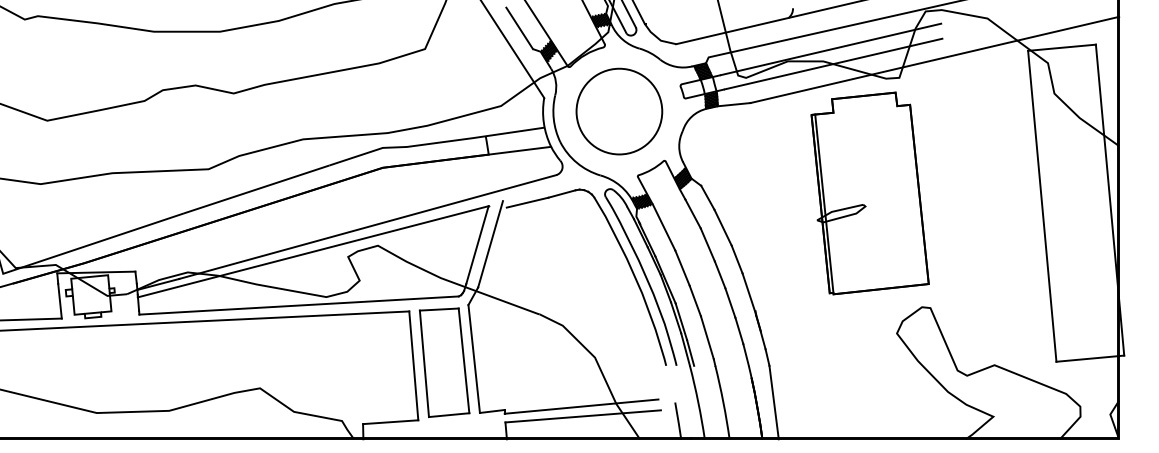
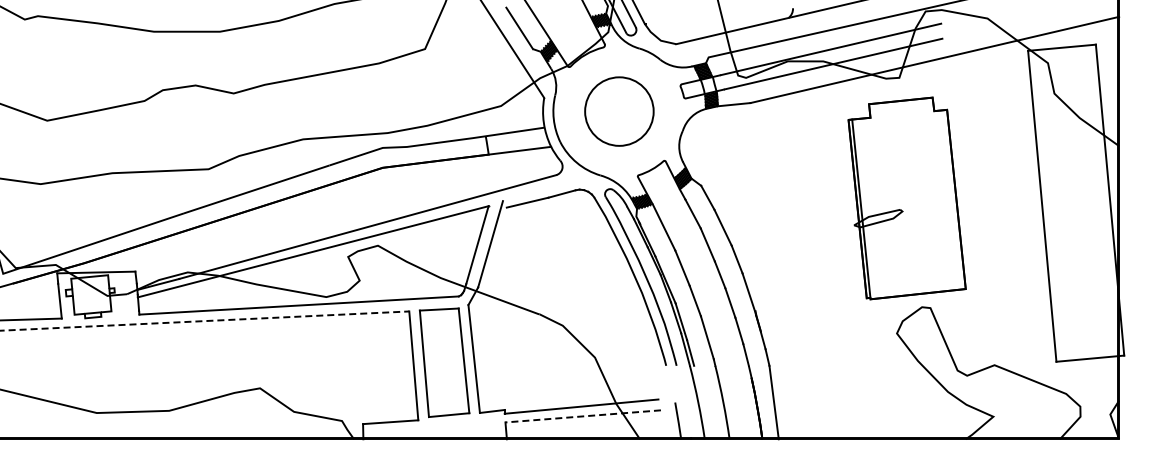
circle diameter: 86 px -> 69 px (619, 111)
part position: (869, 193) -> (906, 198) (906, 198)
line: solid -> dashed (204, 321)
line: solid -> dashed (583, 416)
